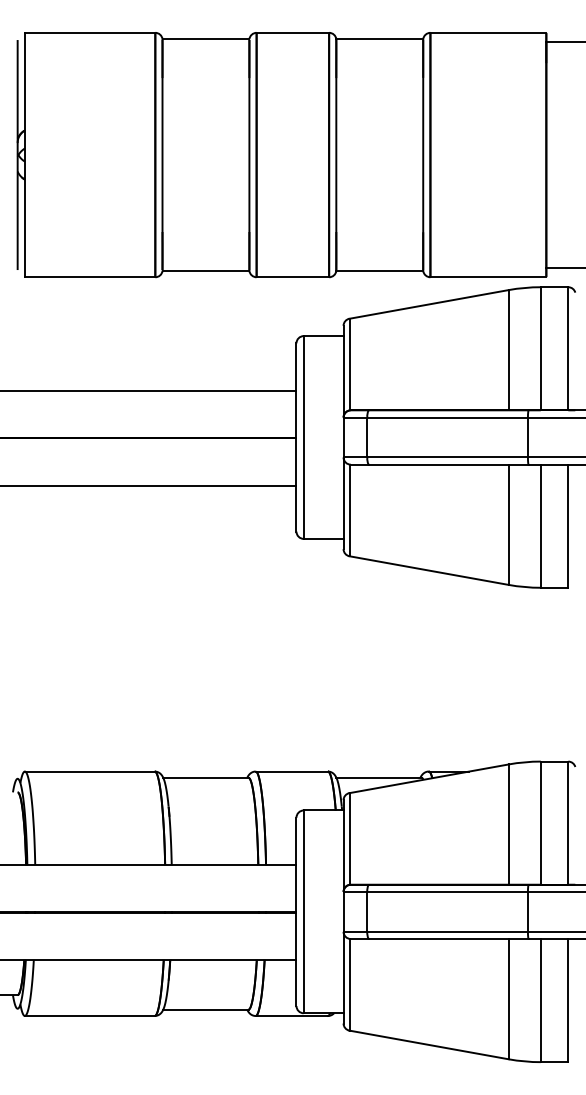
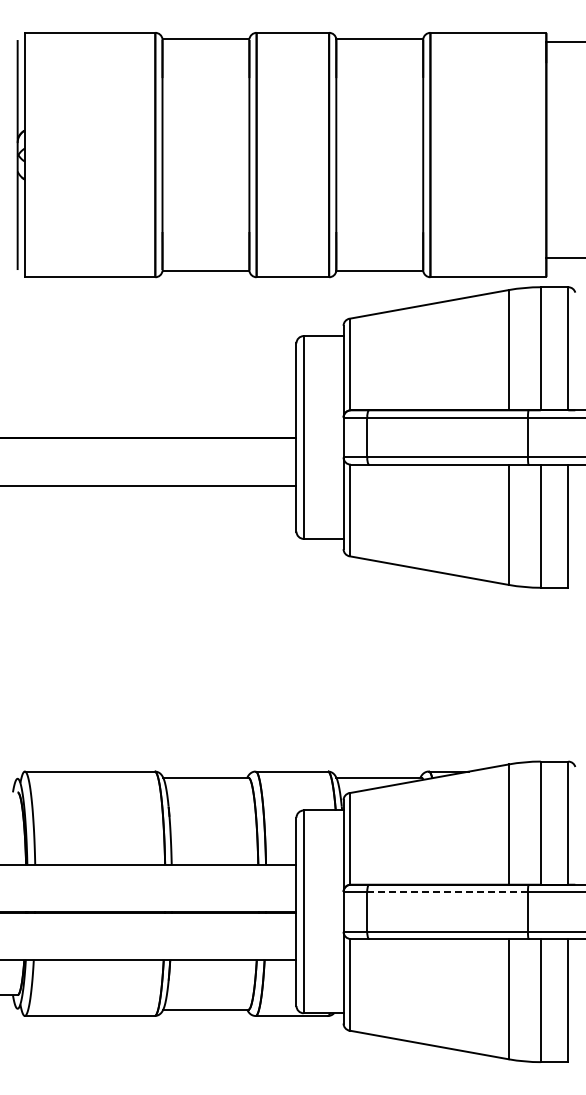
line position: (564, 268) -> (564, 258) (564, 258)
line: present -> none (149, 390)
line: solid -> dashed (447, 891)
